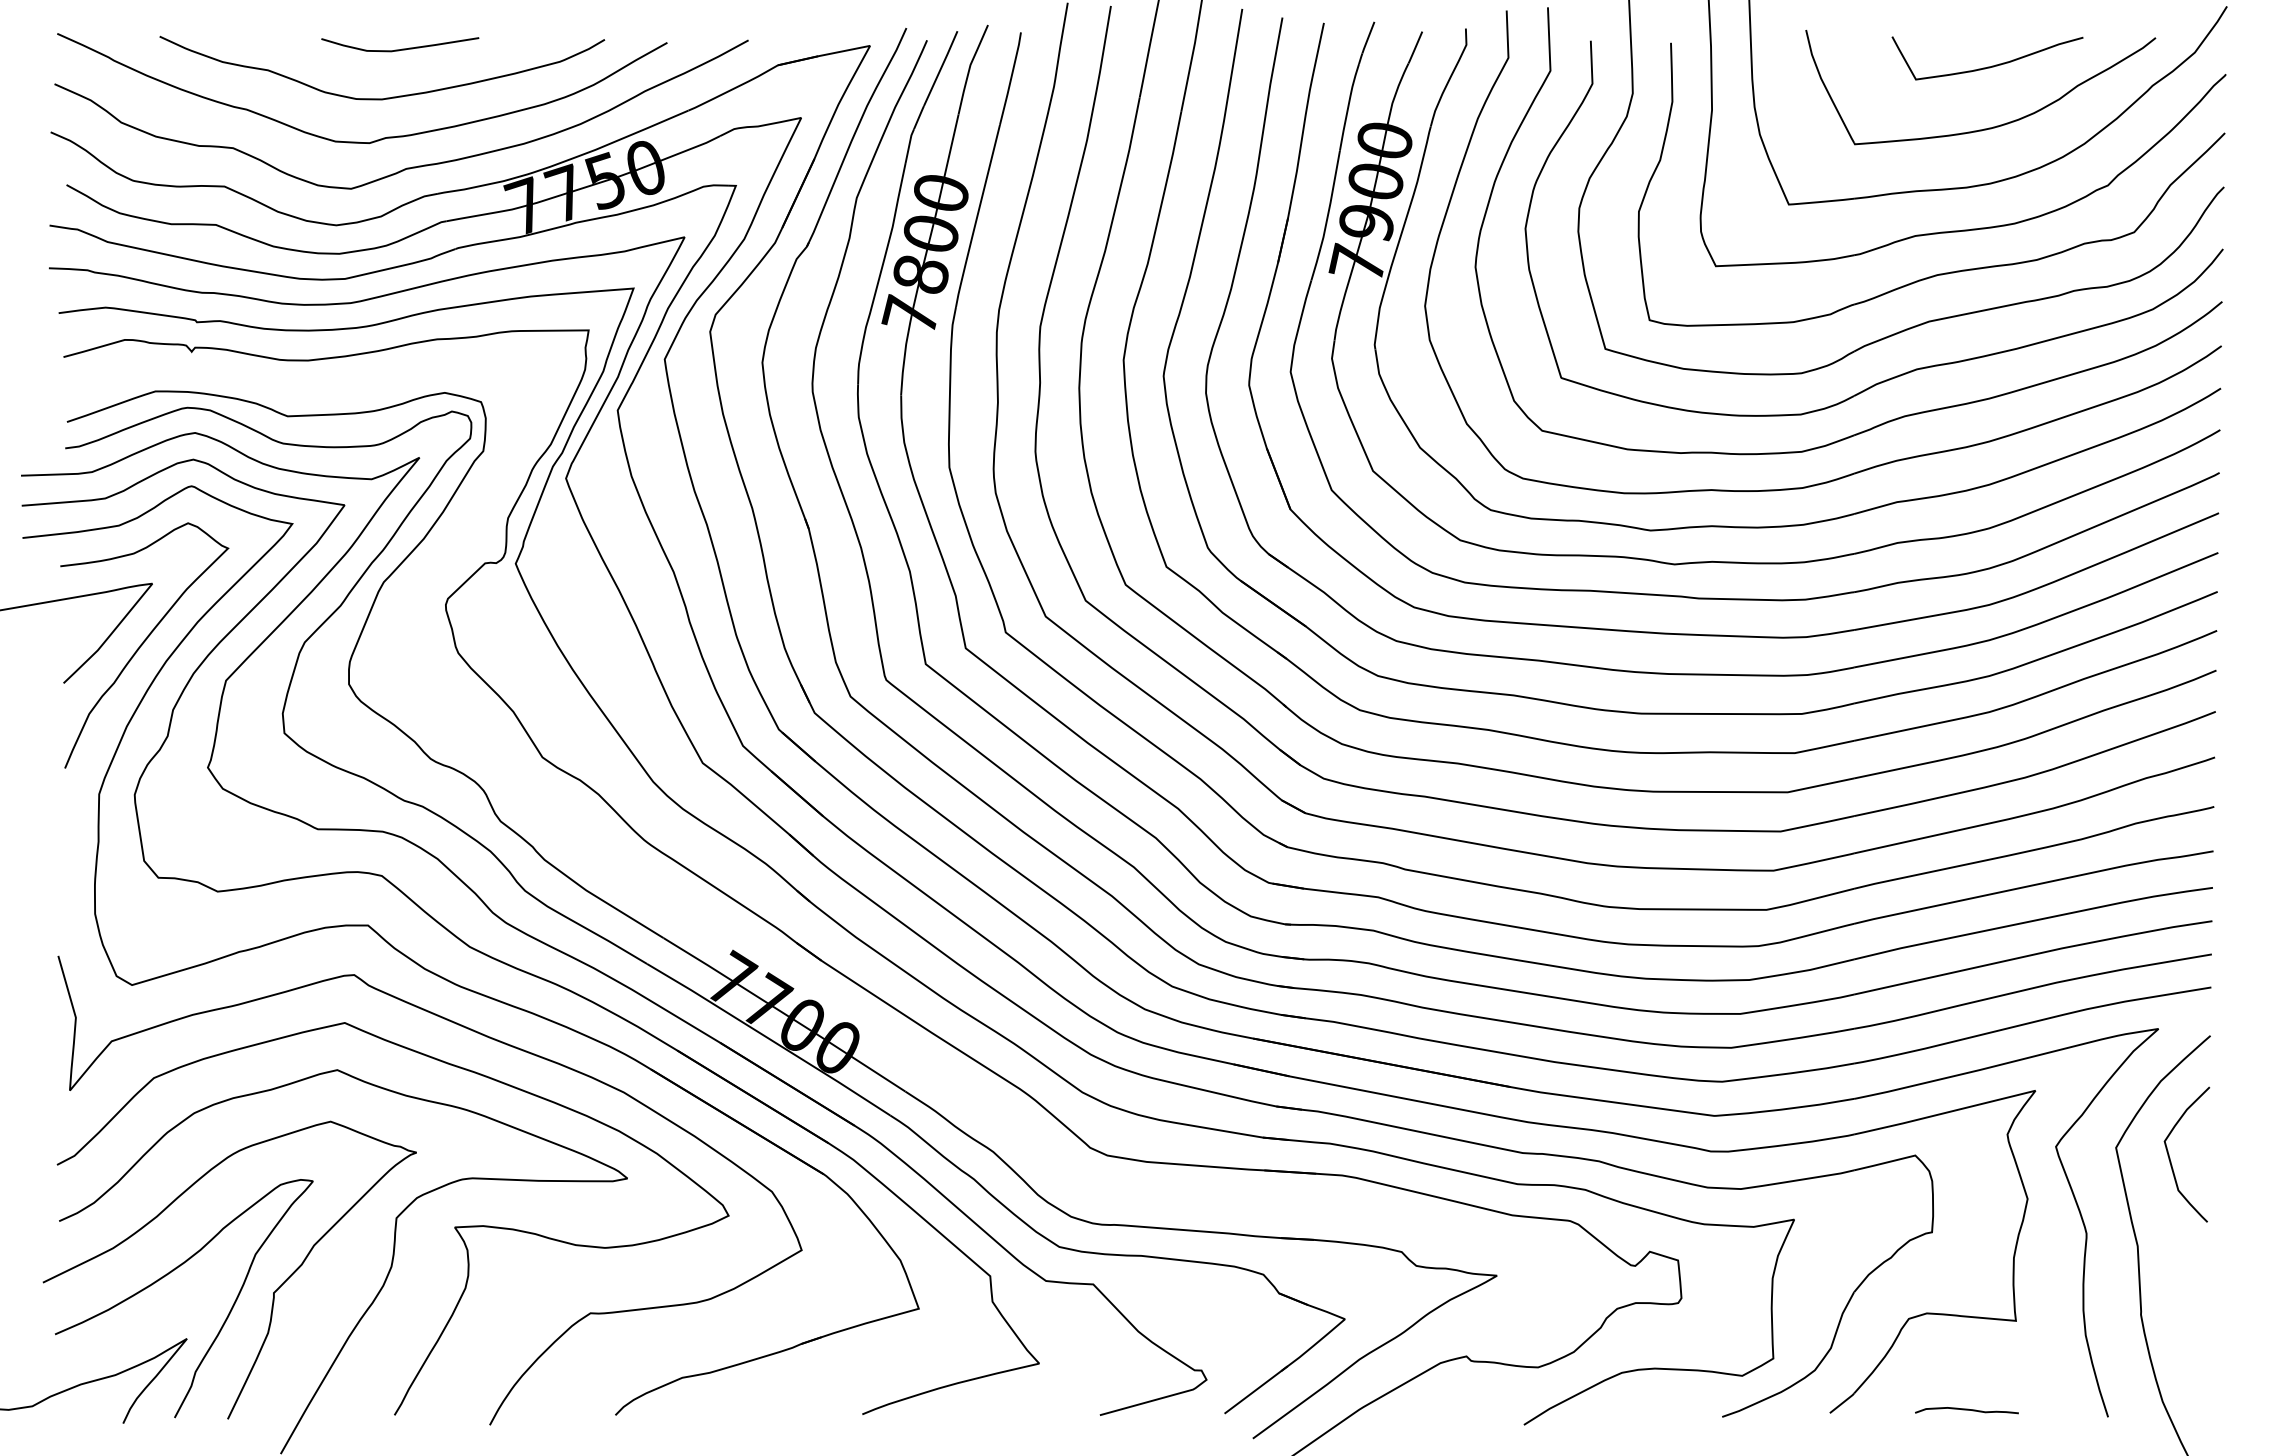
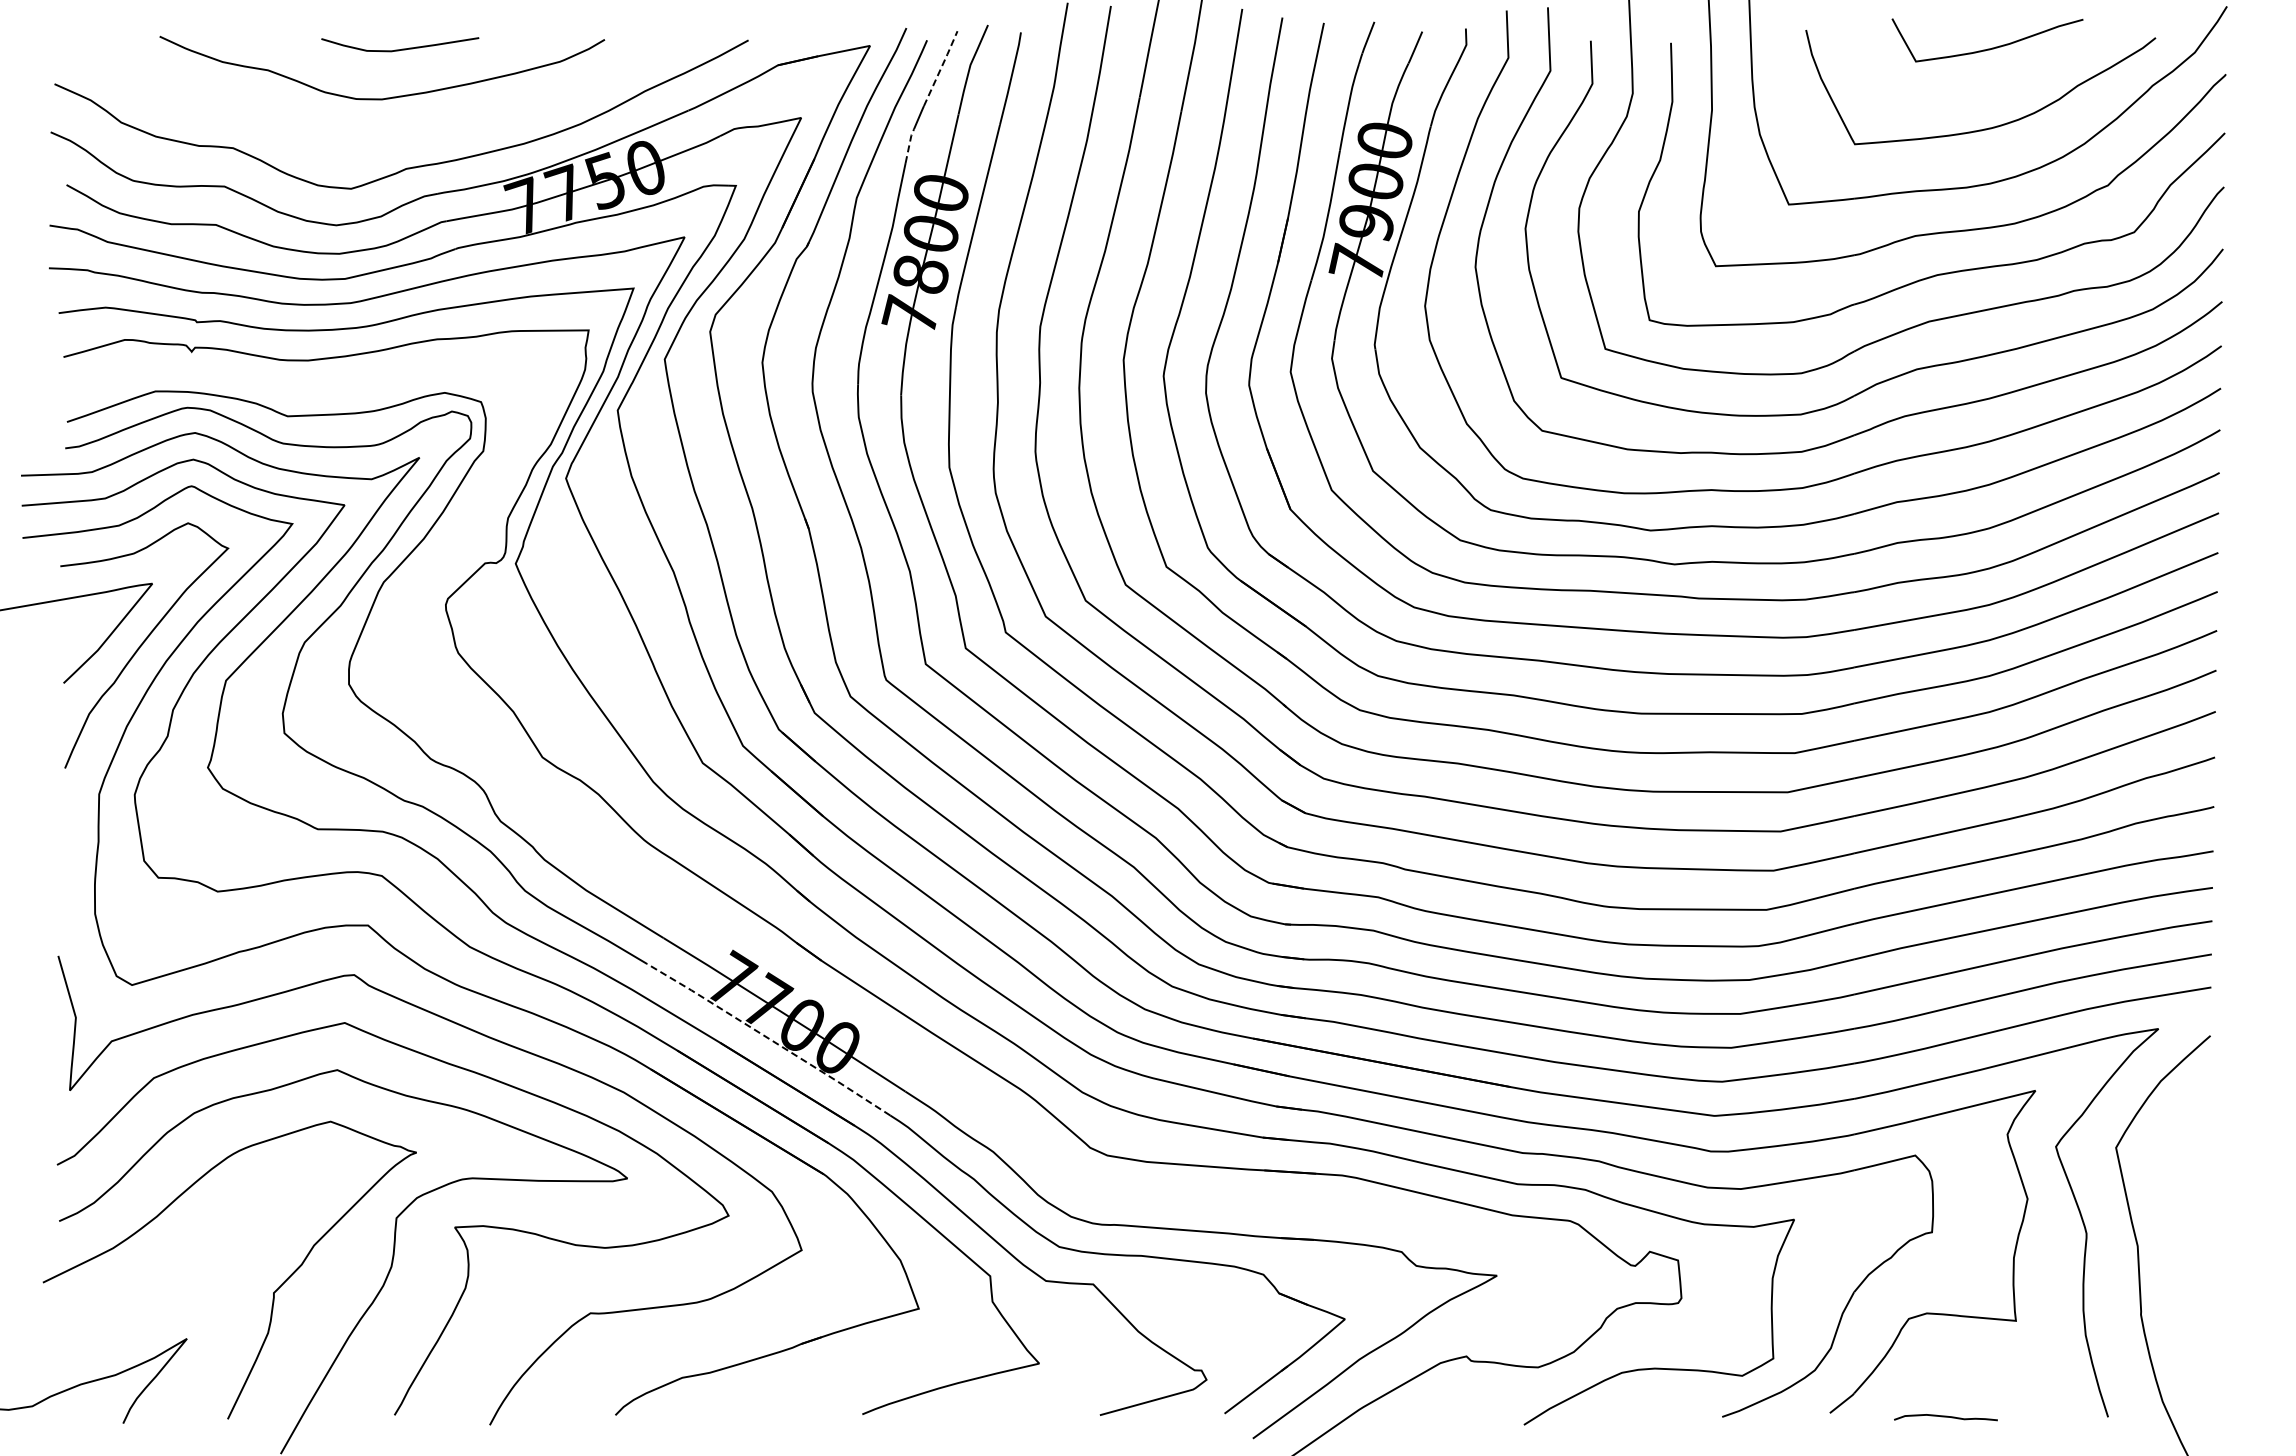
curve position: (1987, 66) -> (1987, 48) (1987, 48)
line: solid -> dashed (941, 67)
curve: present -> none (380, 138)
line: solid -> dashed (909, 144)
line: solid -> dashed (768, 1038)
curve: present -> none (2170, 1157)
curve: present -> none (167, 1275)
curve position: (1966, 1410) -> (1945, 1417) (1945, 1417)
